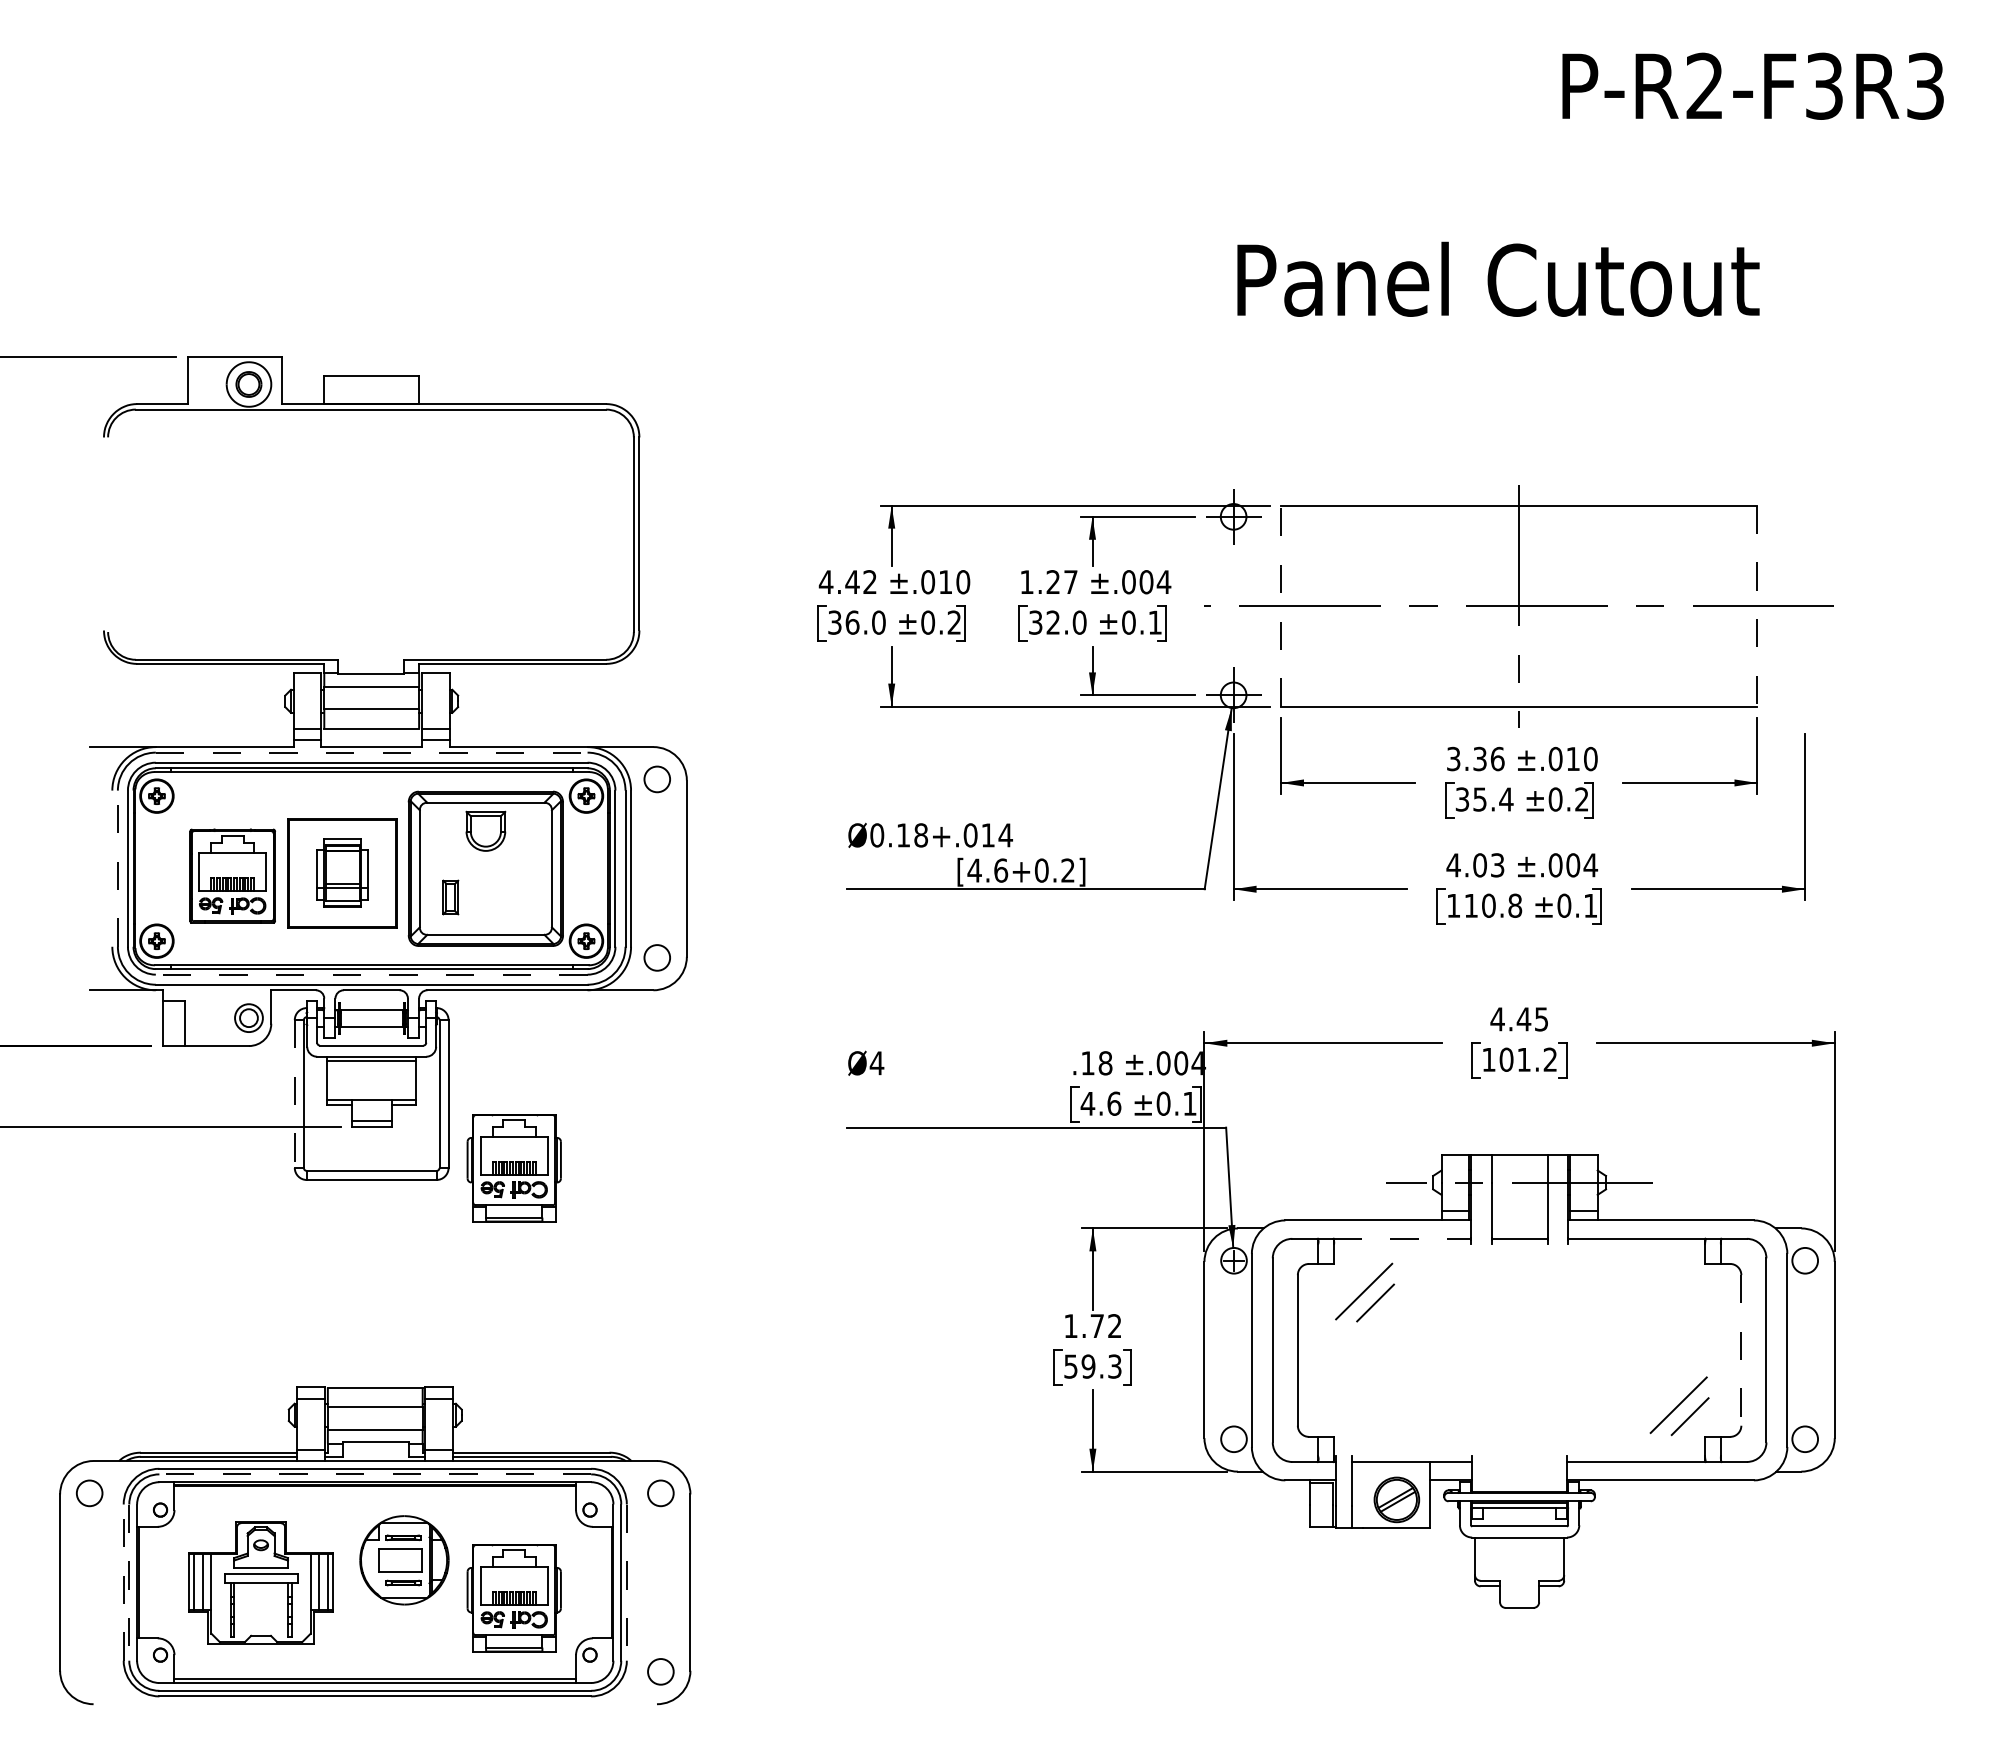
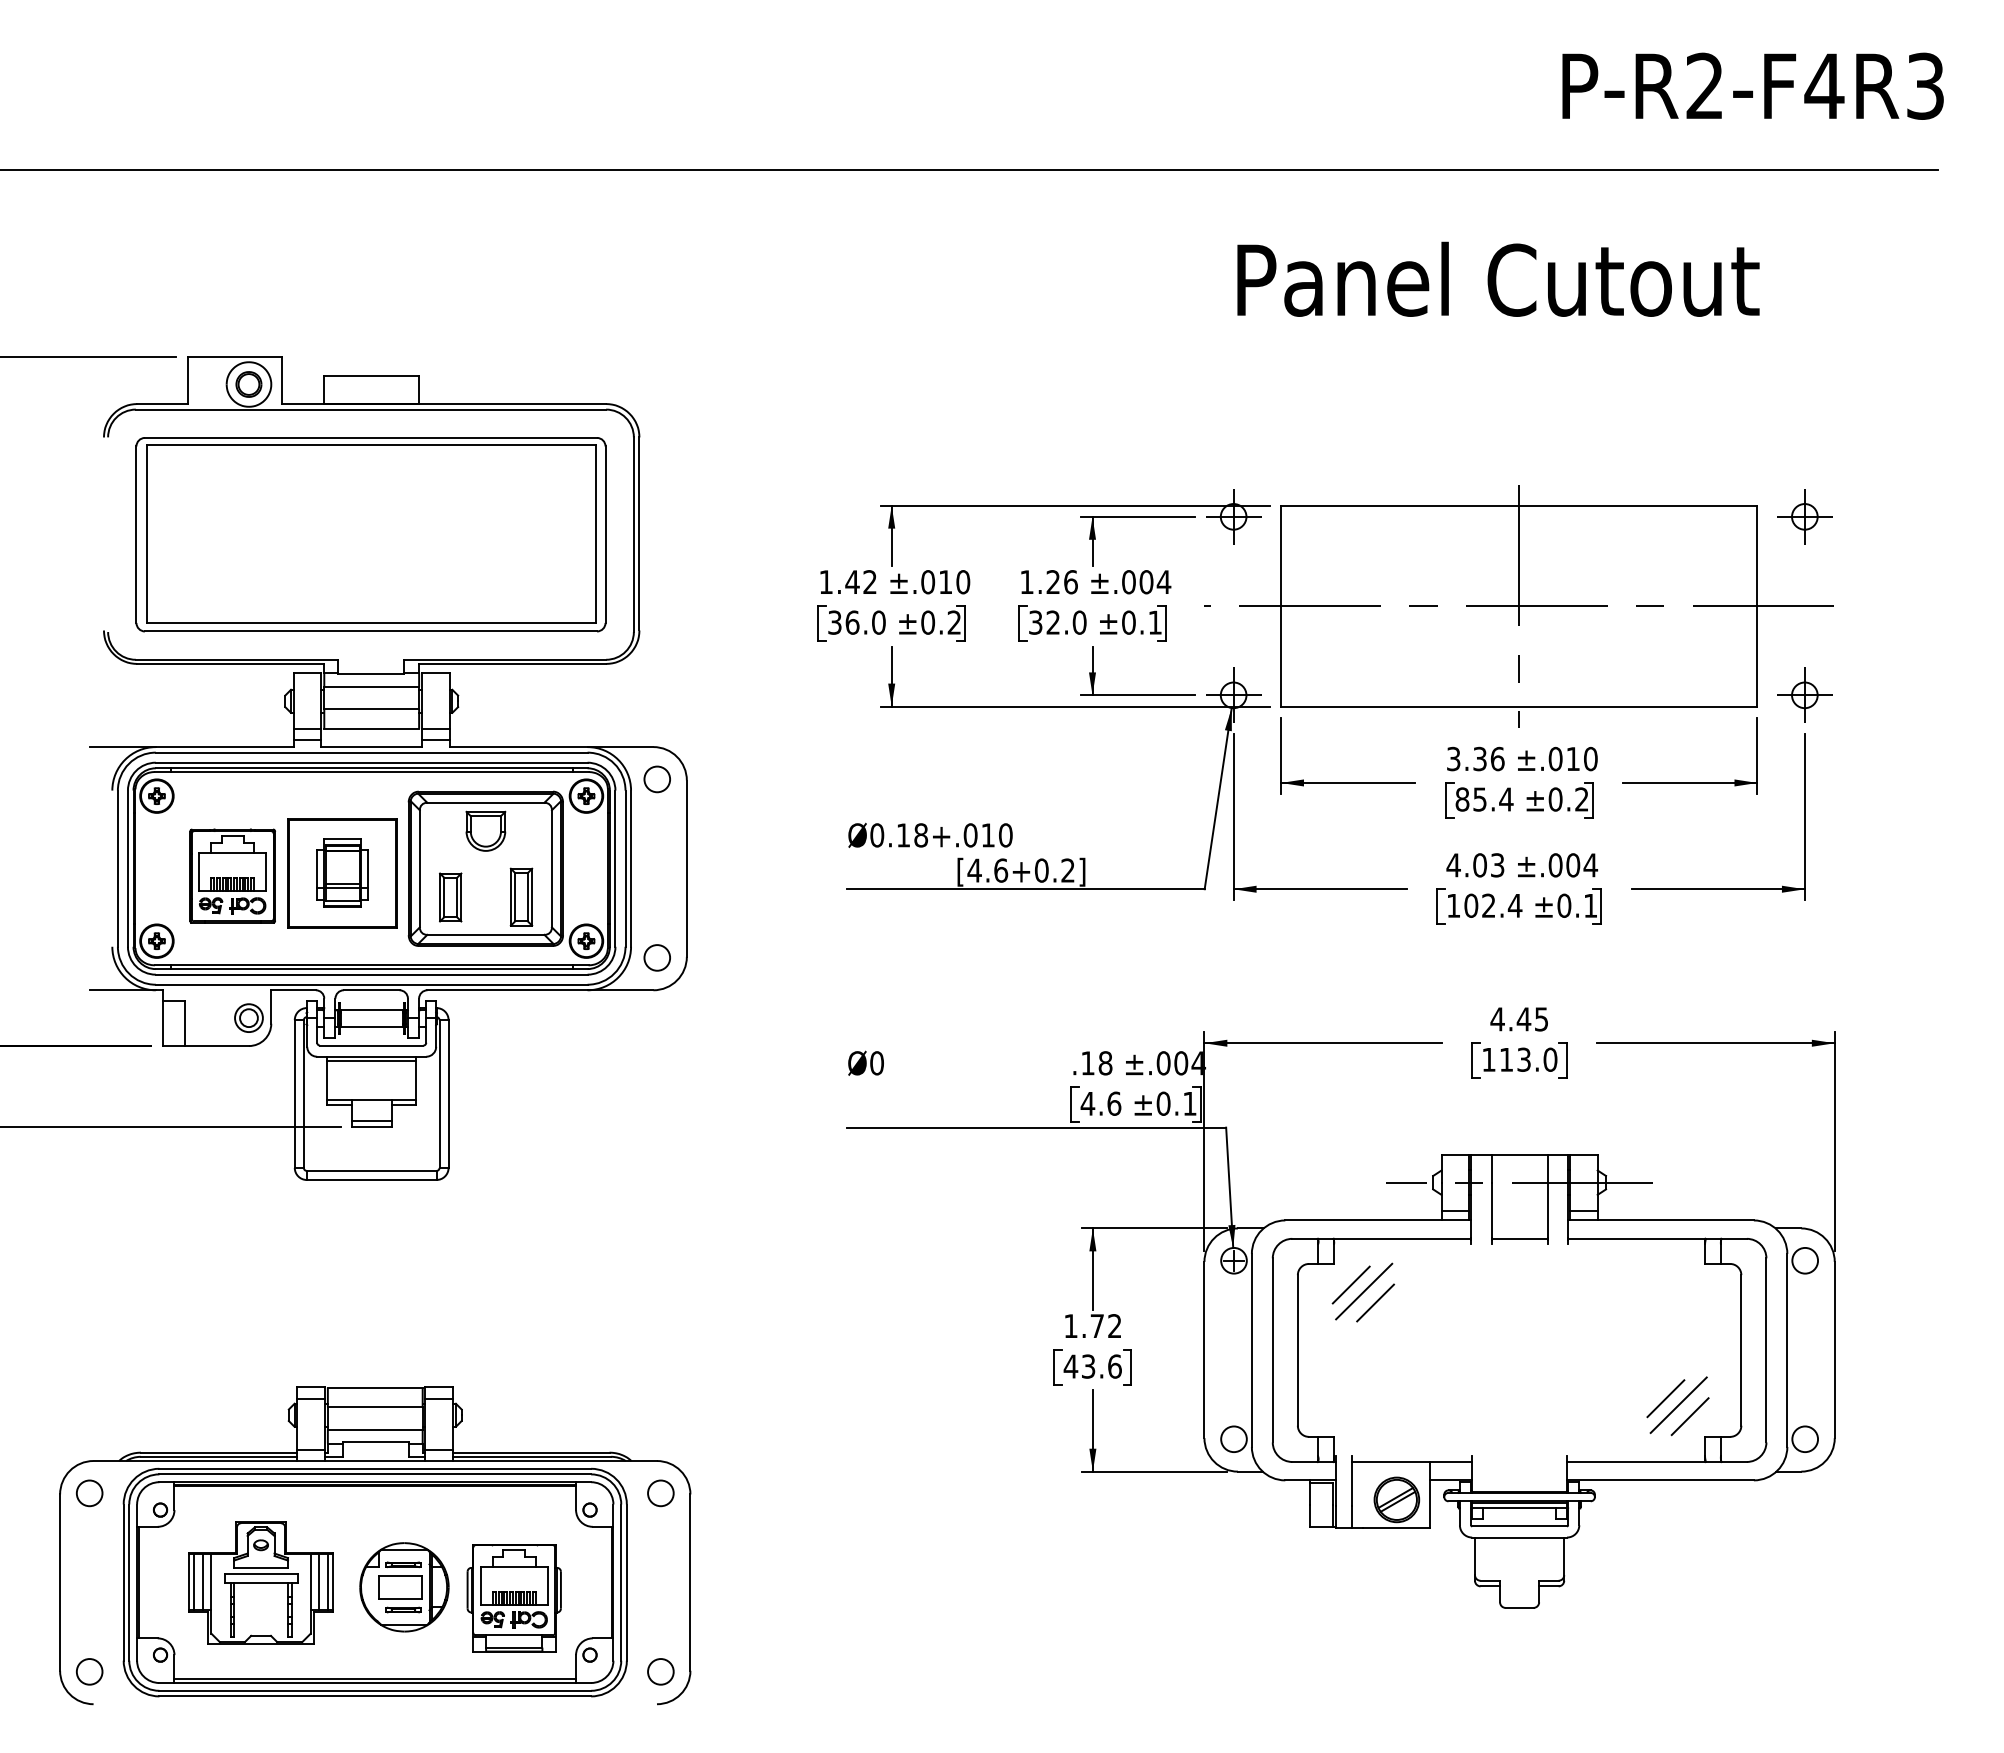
text: P-R2-F3R3 -> P-R2-F4R3 (1824, 85)
line: none -> present (970, 169)
part: none -> present (1804, 516)
part: none -> present (370, 534)
text: 4.42 -> 1.42 (825, 581)
text: 1.27 -> 1.26 (1070, 582)
line: dashed -> solid (1281, 605)
line: dashed -> solid (1757, 606)
part: none -> present (1804, 694)
line: dashed -> solid (371, 752)
text: 35.4 -> 85.4 (1462, 799)
text: Ø0.18+.014 -> Ø0.18+.010 (1005, 835)
line: dashed -> solid (117, 868)
part: none -> present (521, 896)
part size: 18x37 px -> 24x51 px (450, 897)
text: 110.8 -> 102.4 (1493, 905)
line: dashed -> solid (371, 974)
text: 101.2 -> 113.0 (1528, 1059)
text: Ø4 -> Ø0 (876, 1063)
line: dashed -> solid (294, 1094)
part: present -> none (513, 1168)
line: dashed -> solid (1402, 1238)
line: none -> present (1350, 1284)
line: dashed -> solid (1741, 1350)
text: 59.3 -> 43.6 (1092, 1366)
line: none -> present (1665, 1398)
line: dashed -> solid (375, 1474)
part position: (404, 1560) -> (404, 1587) (404, 1587)
line: dashed -> solid (123, 1582)
line: dashed -> solid (129, 1583)
line: dashed -> solid (626, 1583)
circle: none -> present (89, 1671)
